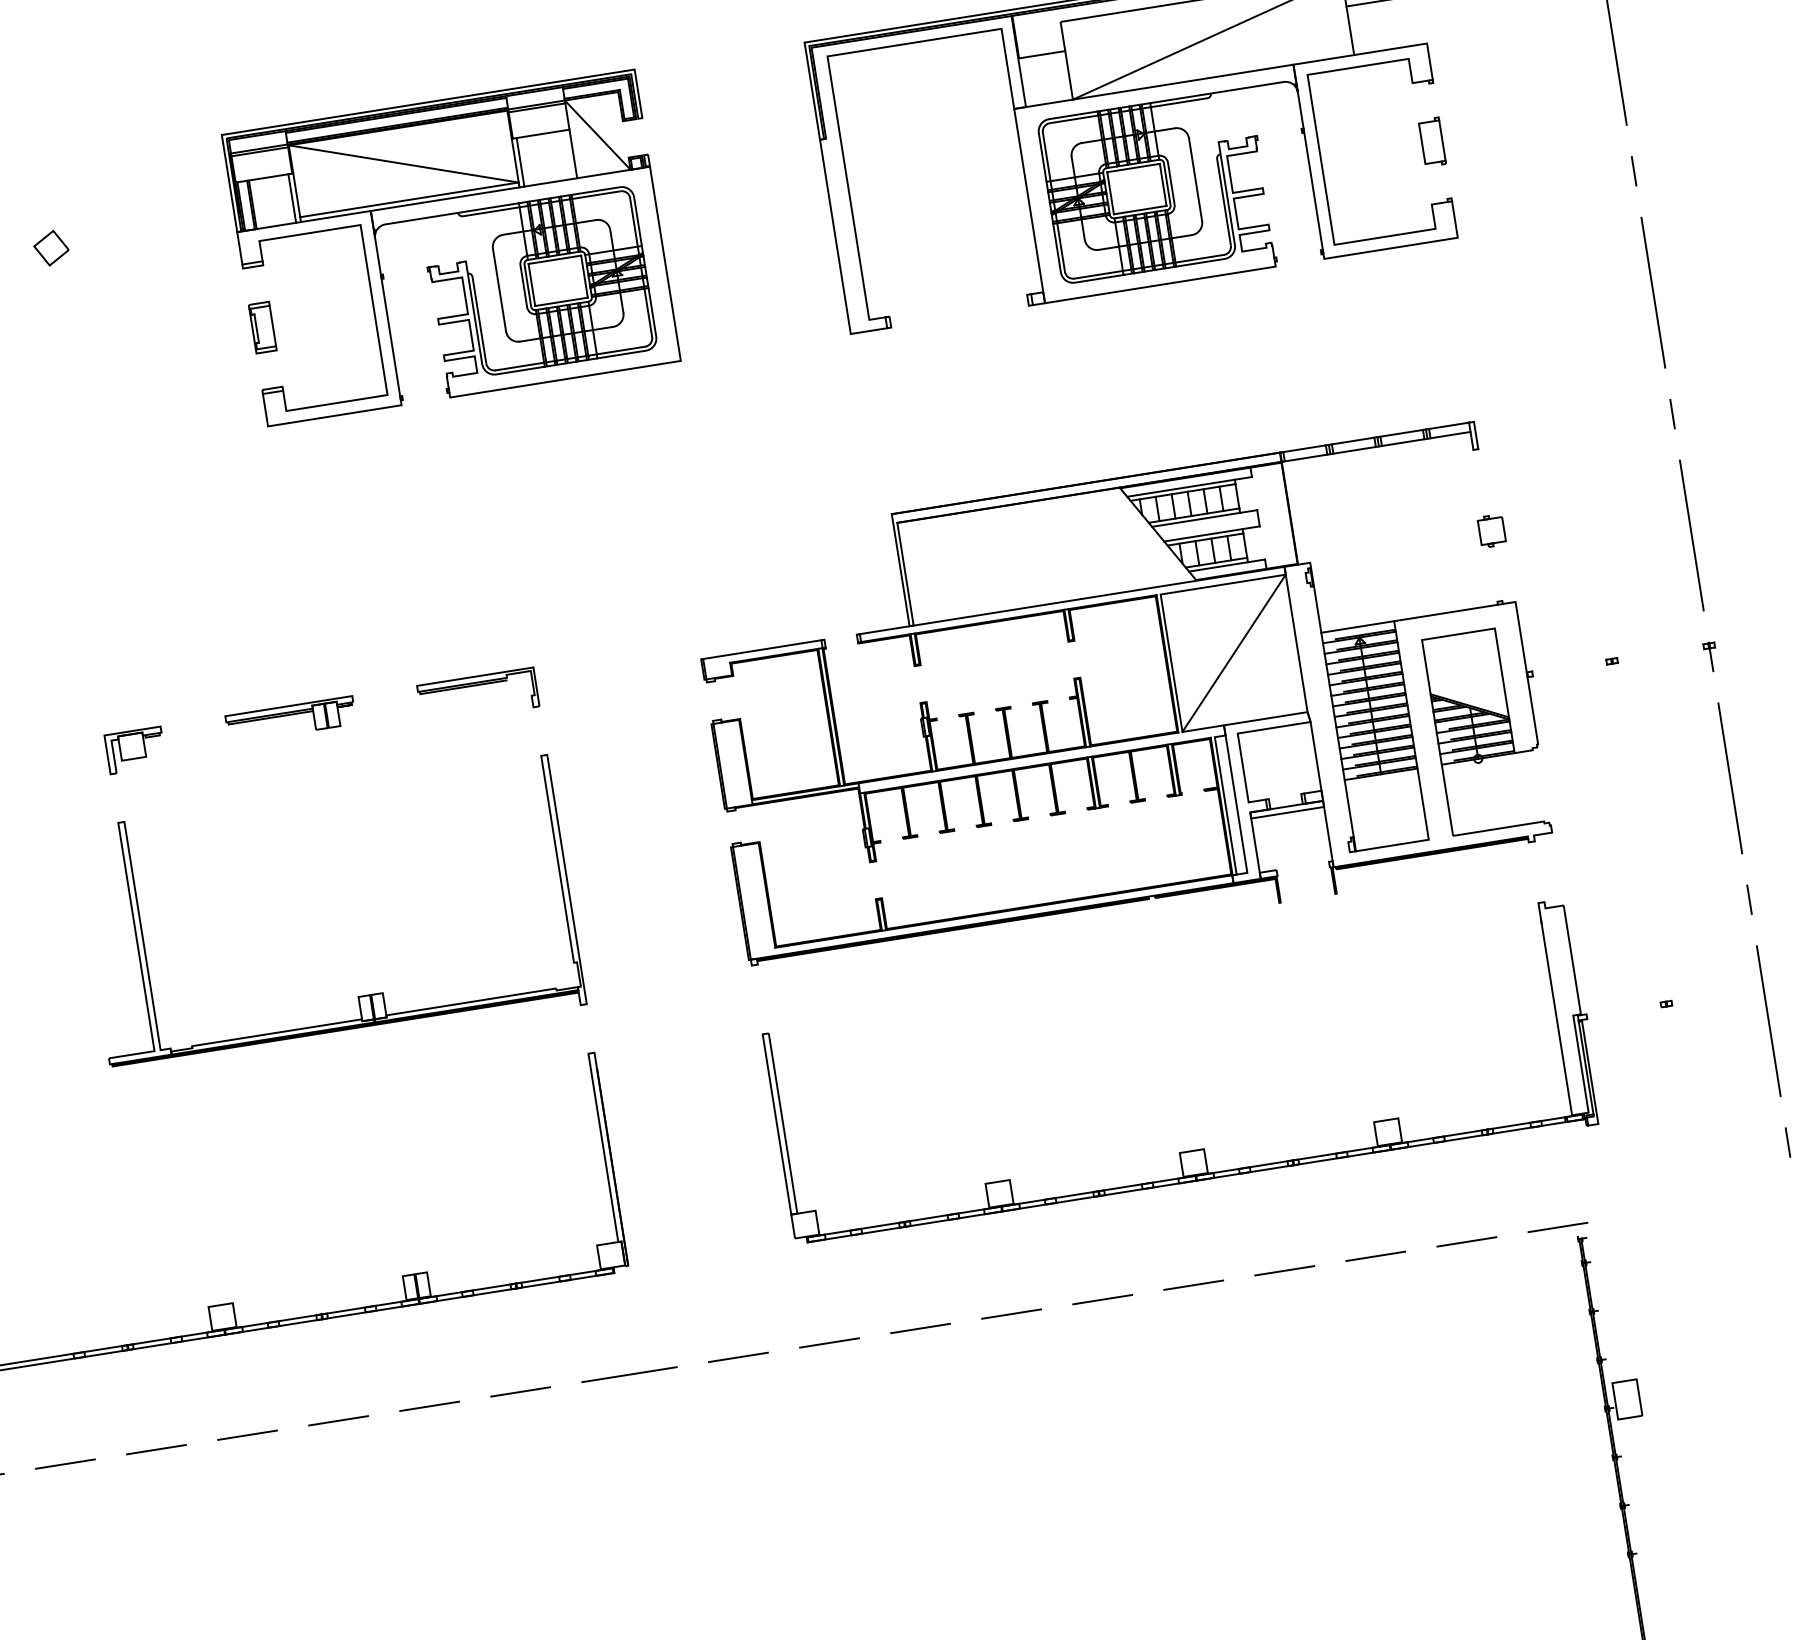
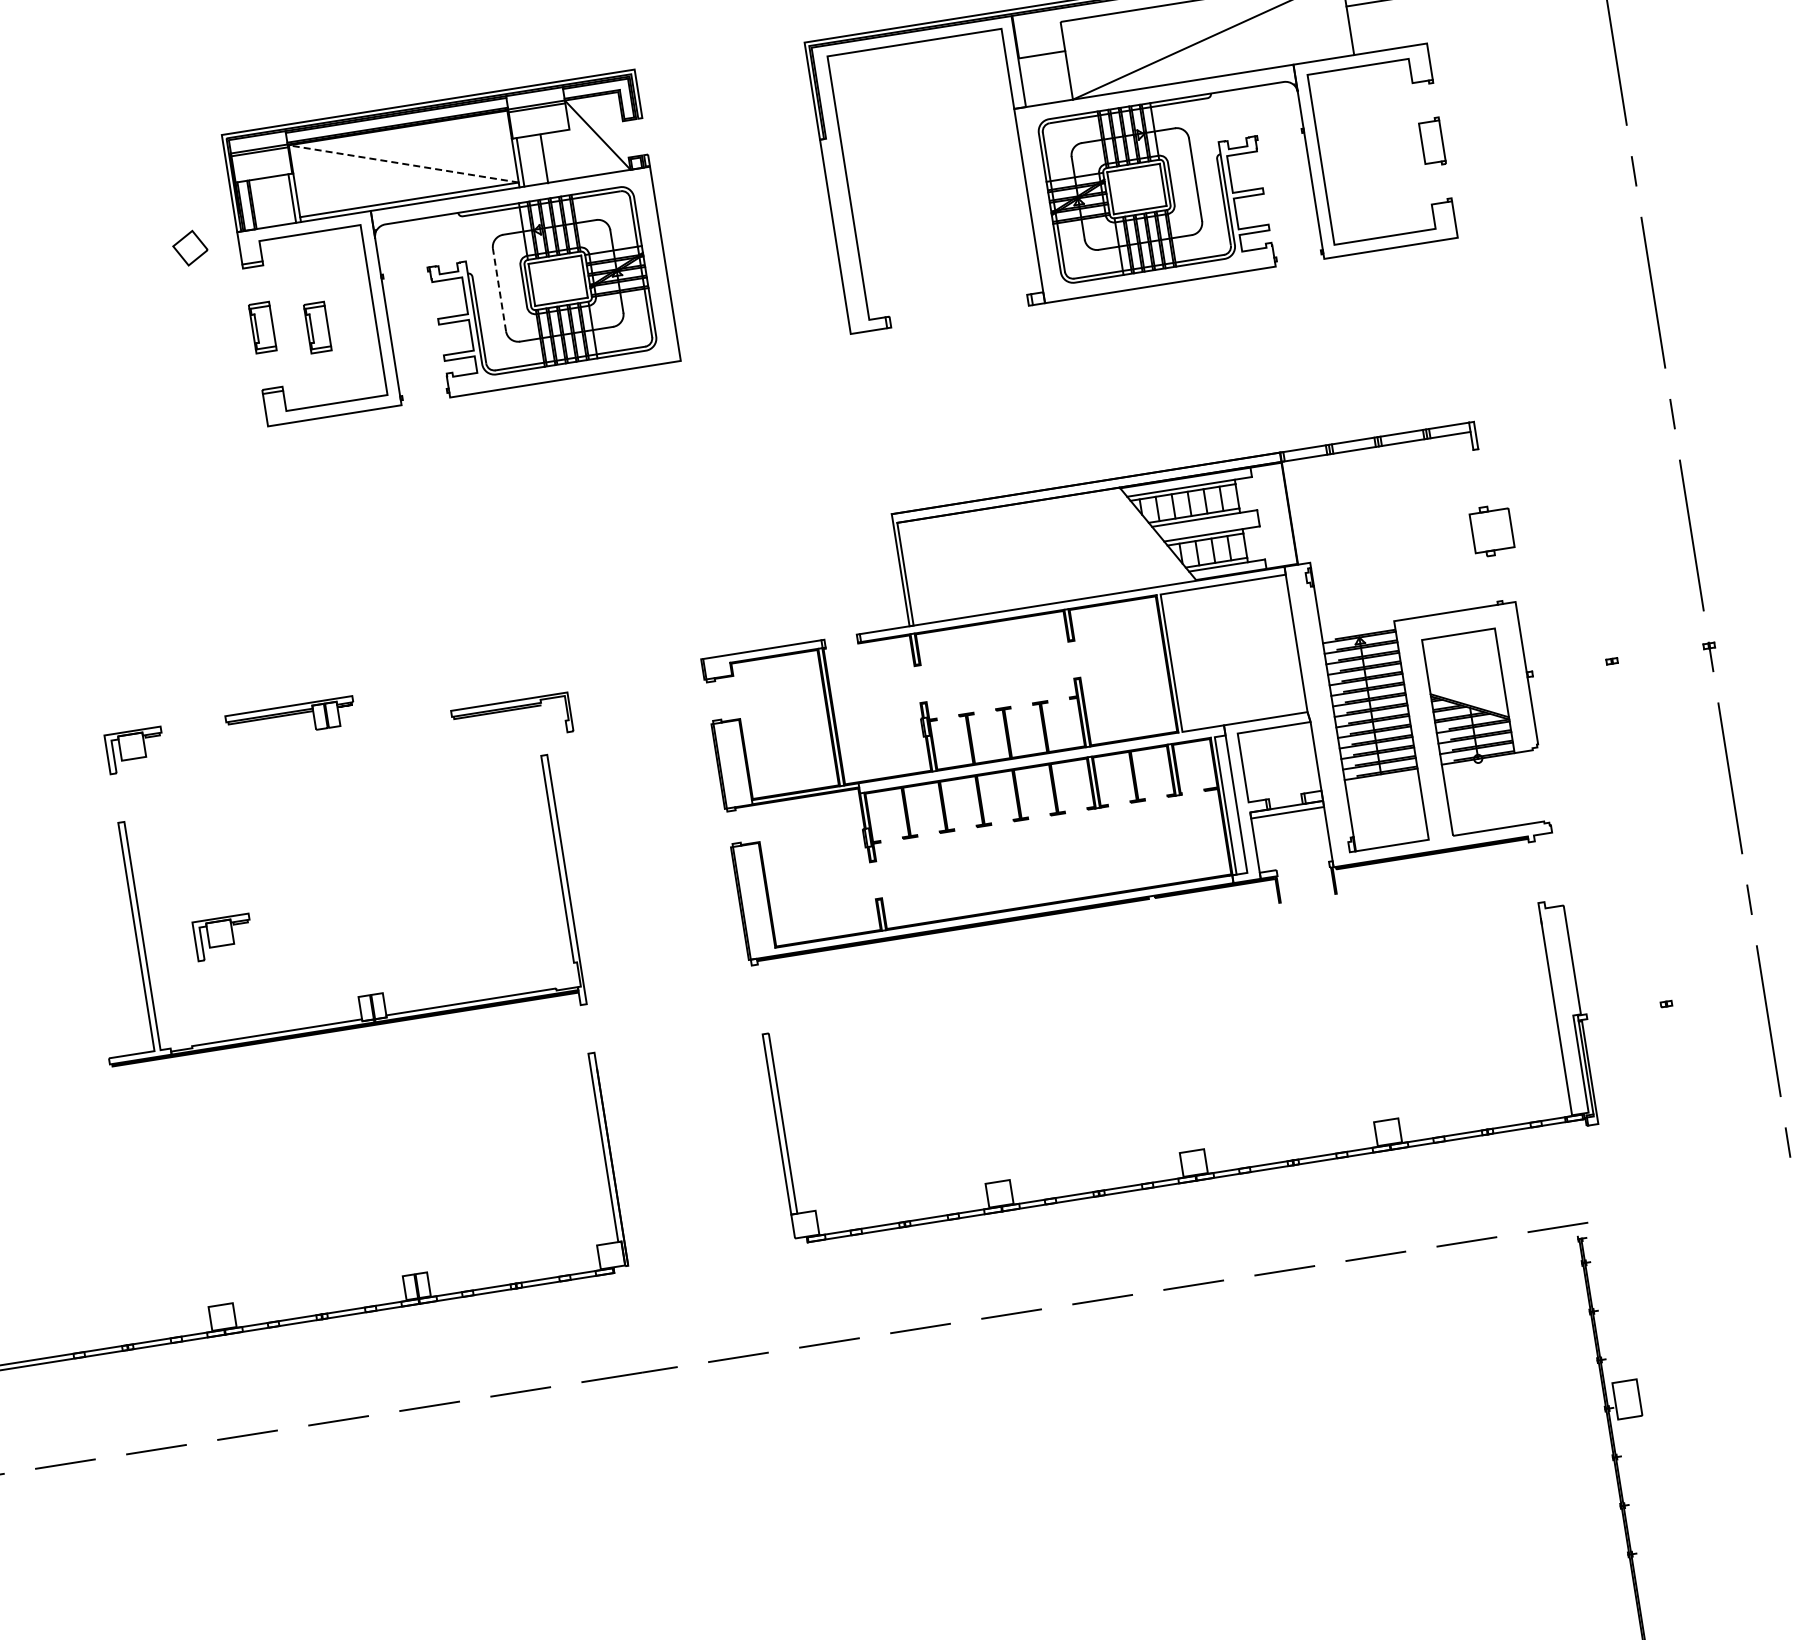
line position: (573, 153) -> (544, 158) (544, 158)
line: solid -> dashed (403, 163)
part position: (51, 247) -> (190, 247) (190, 247)
line: solid -> dashed (499, 290)
part: none -> present (317, 327)
part size: 31x33 px -> 48x53 px (1491, 531)
line: present -> none (1357, 626)
line: present -> none (1233, 652)
part position: (478, 687) -> (512, 712) (512, 712)
part: none -> present (220, 937)
